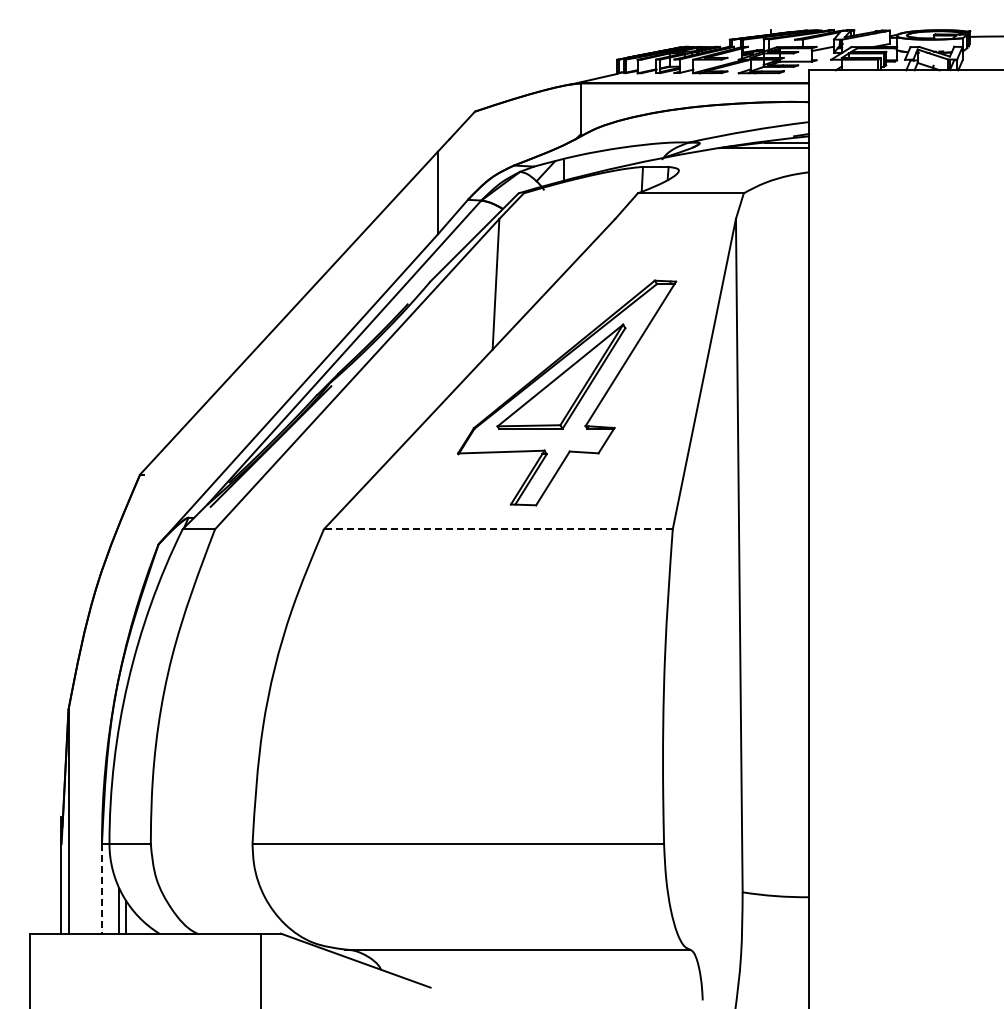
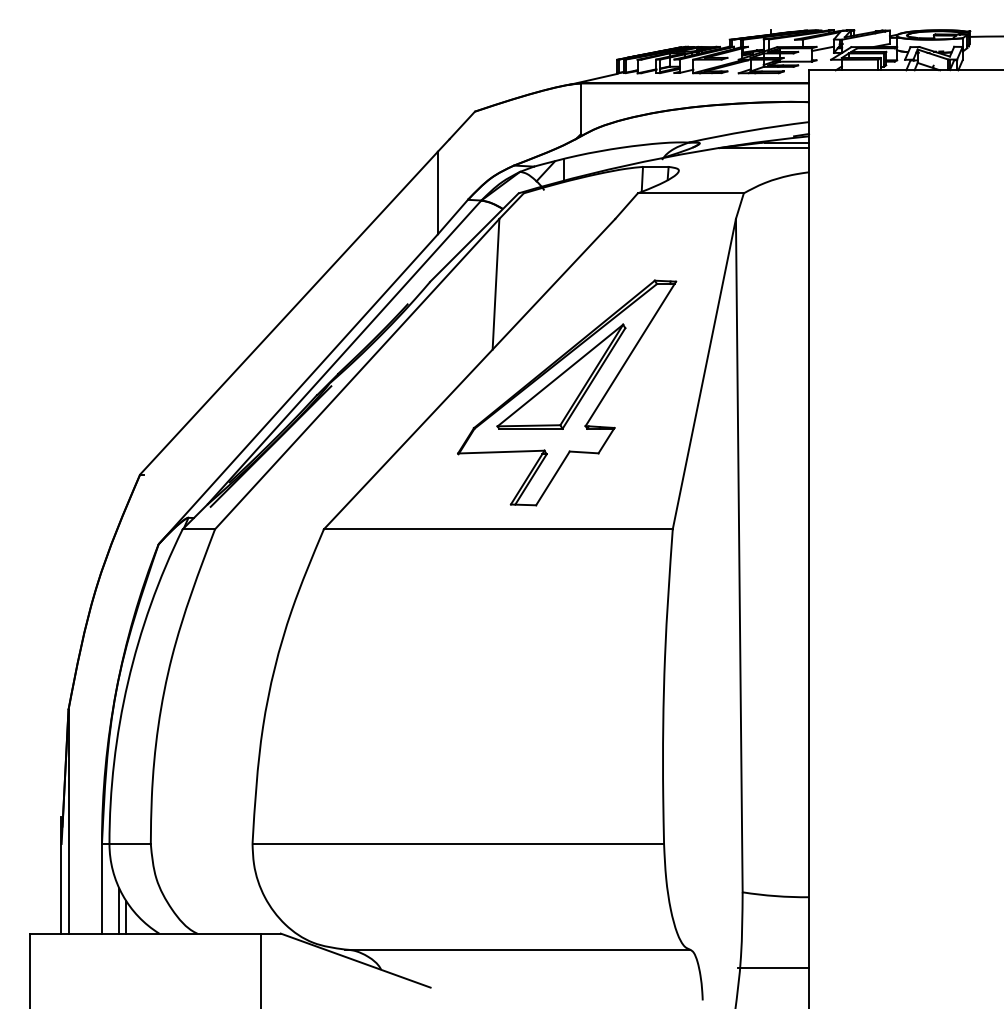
line: dashed -> solid (497, 529)
line: dashed -> solid (101, 888)
line: none -> present (773, 967)
